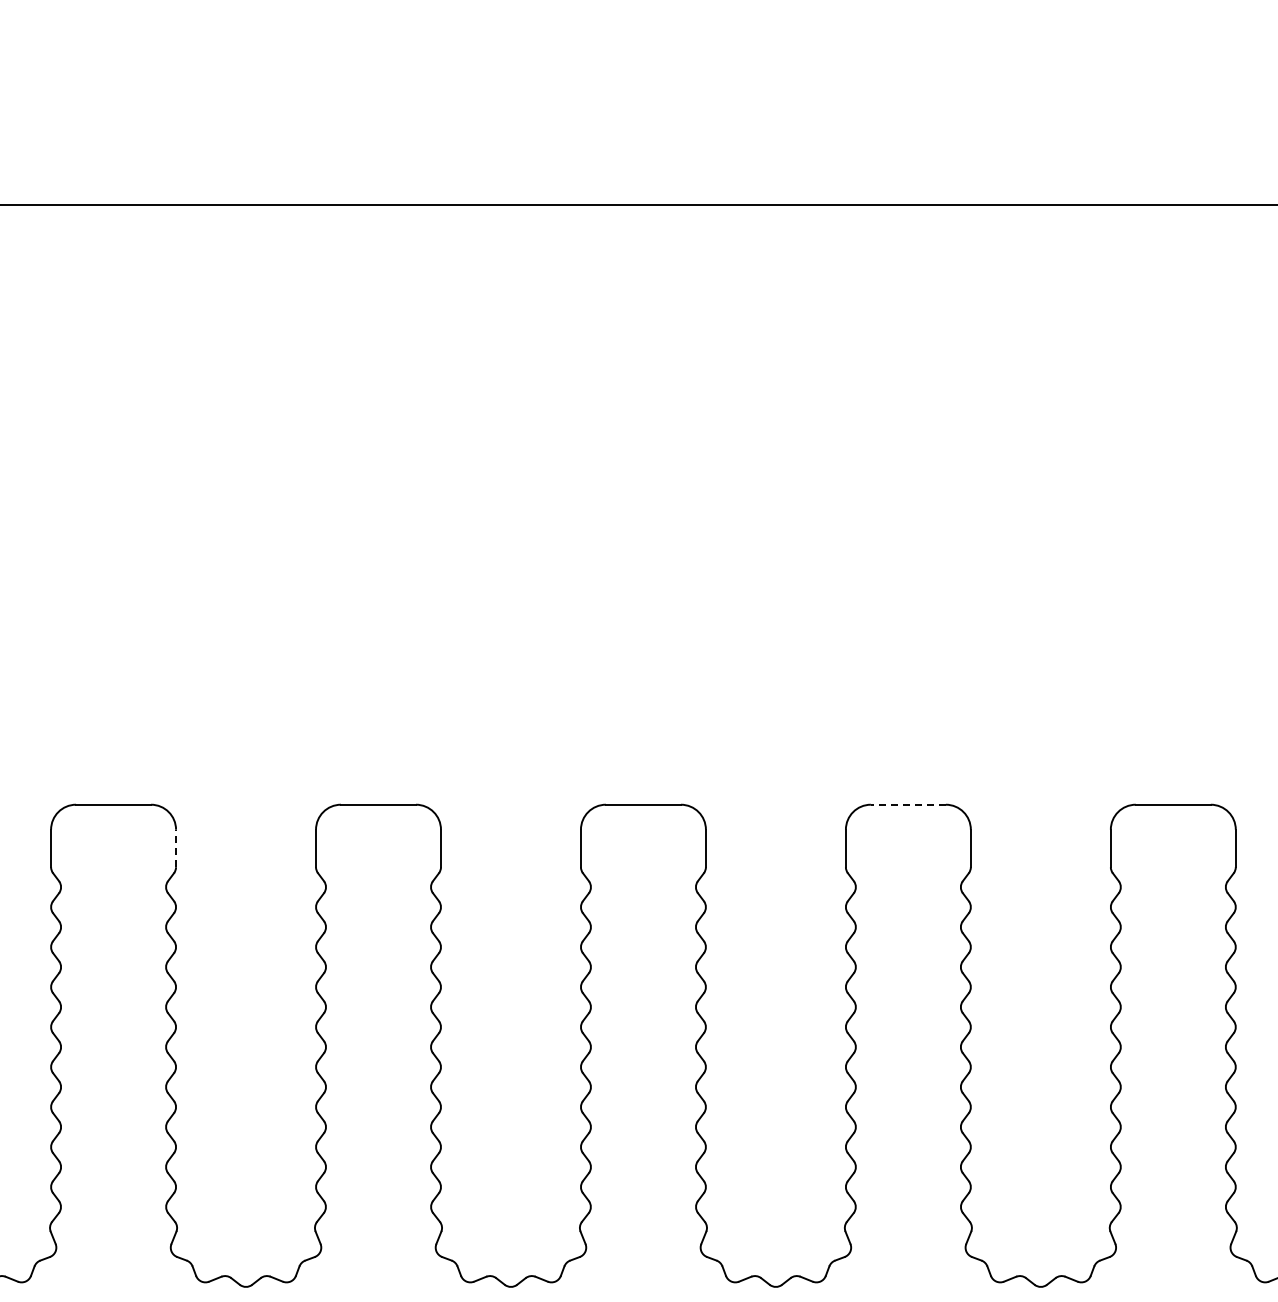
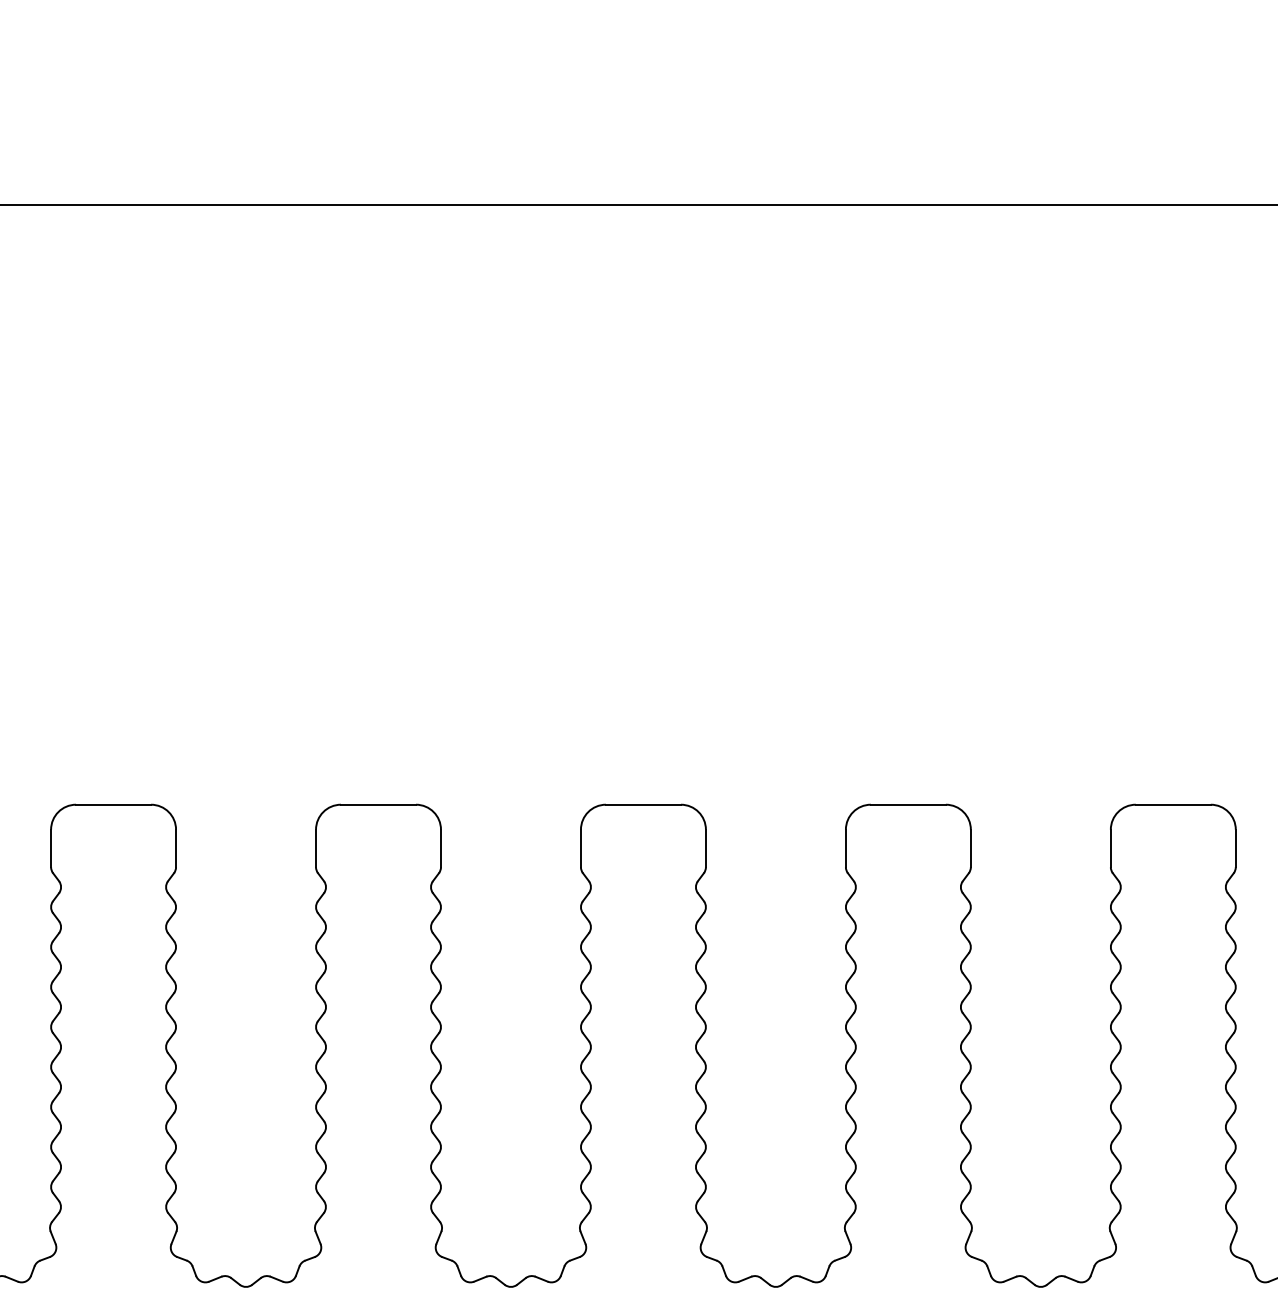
line: dashed -> solid (907, 804)
line: dashed -> solid (176, 848)
